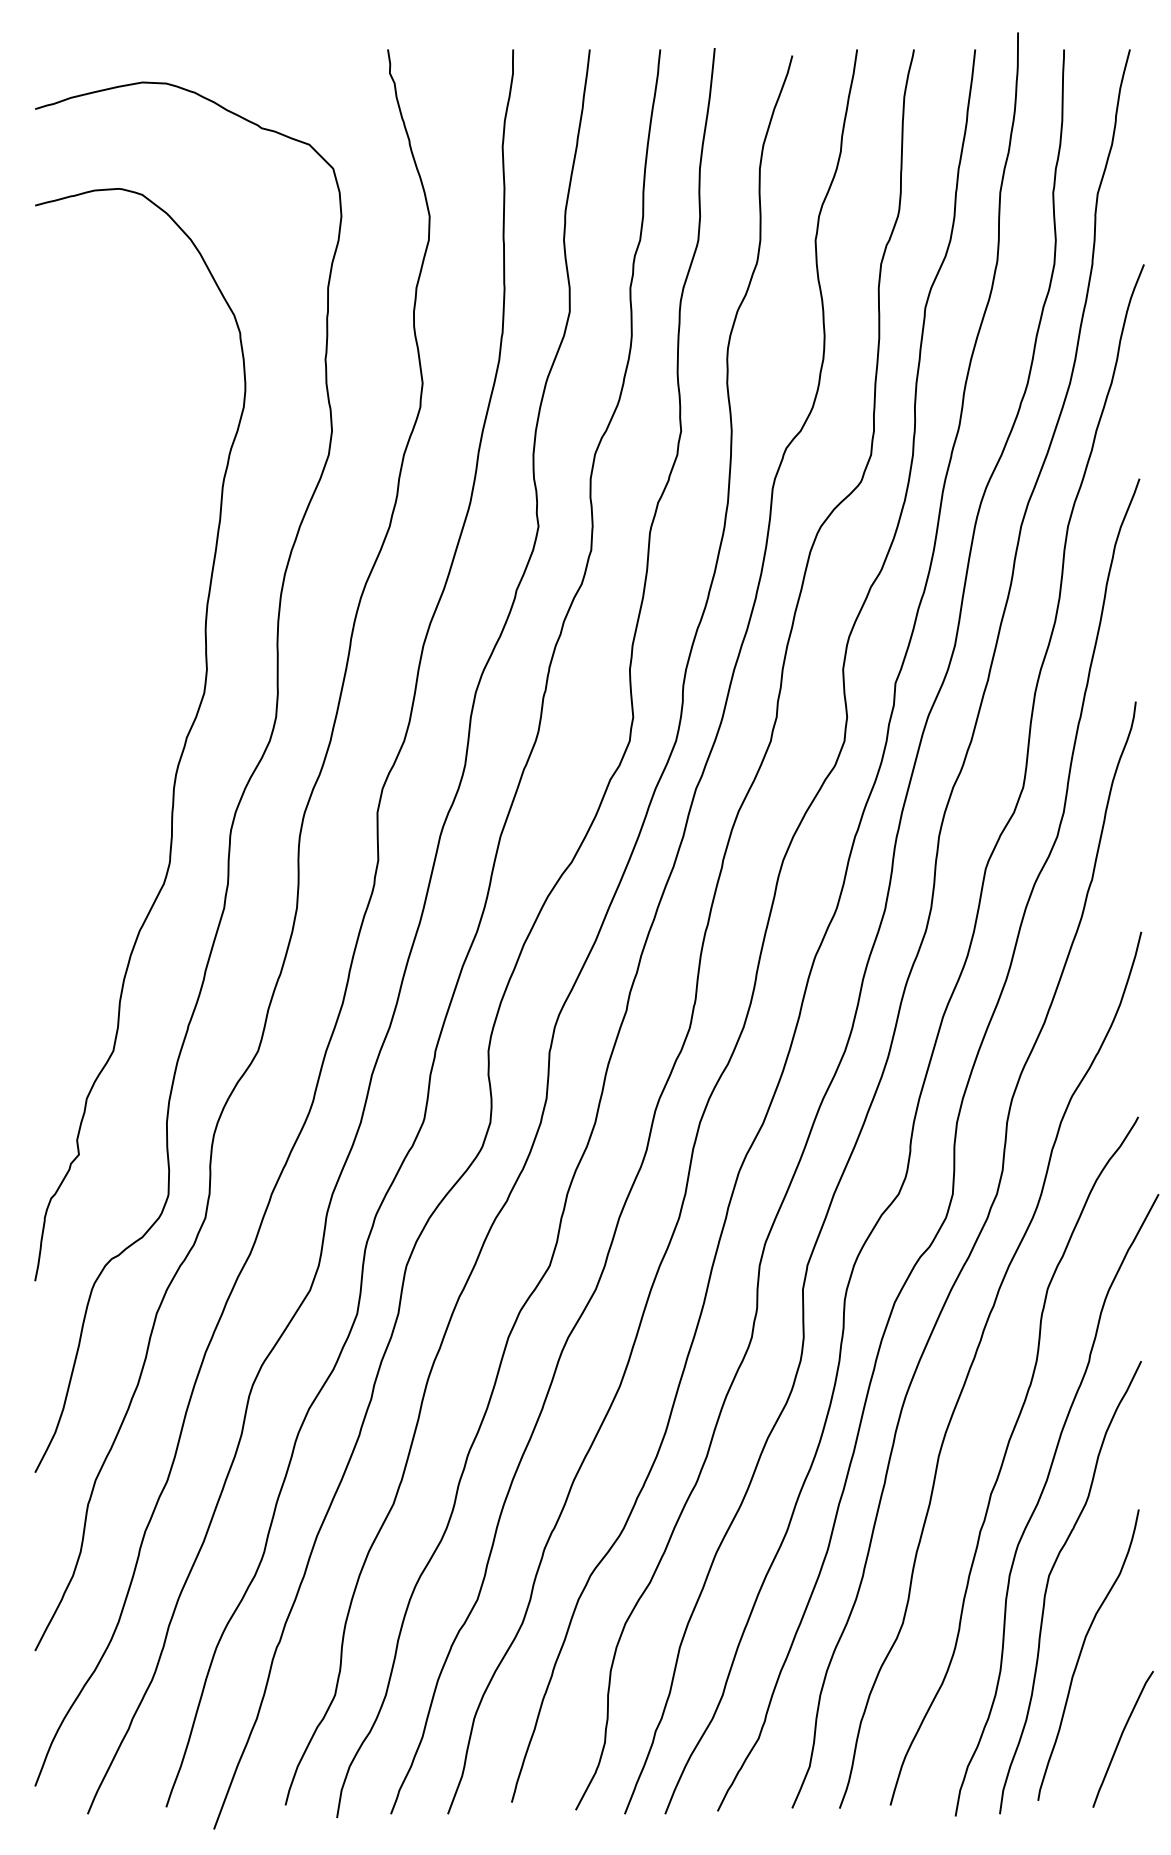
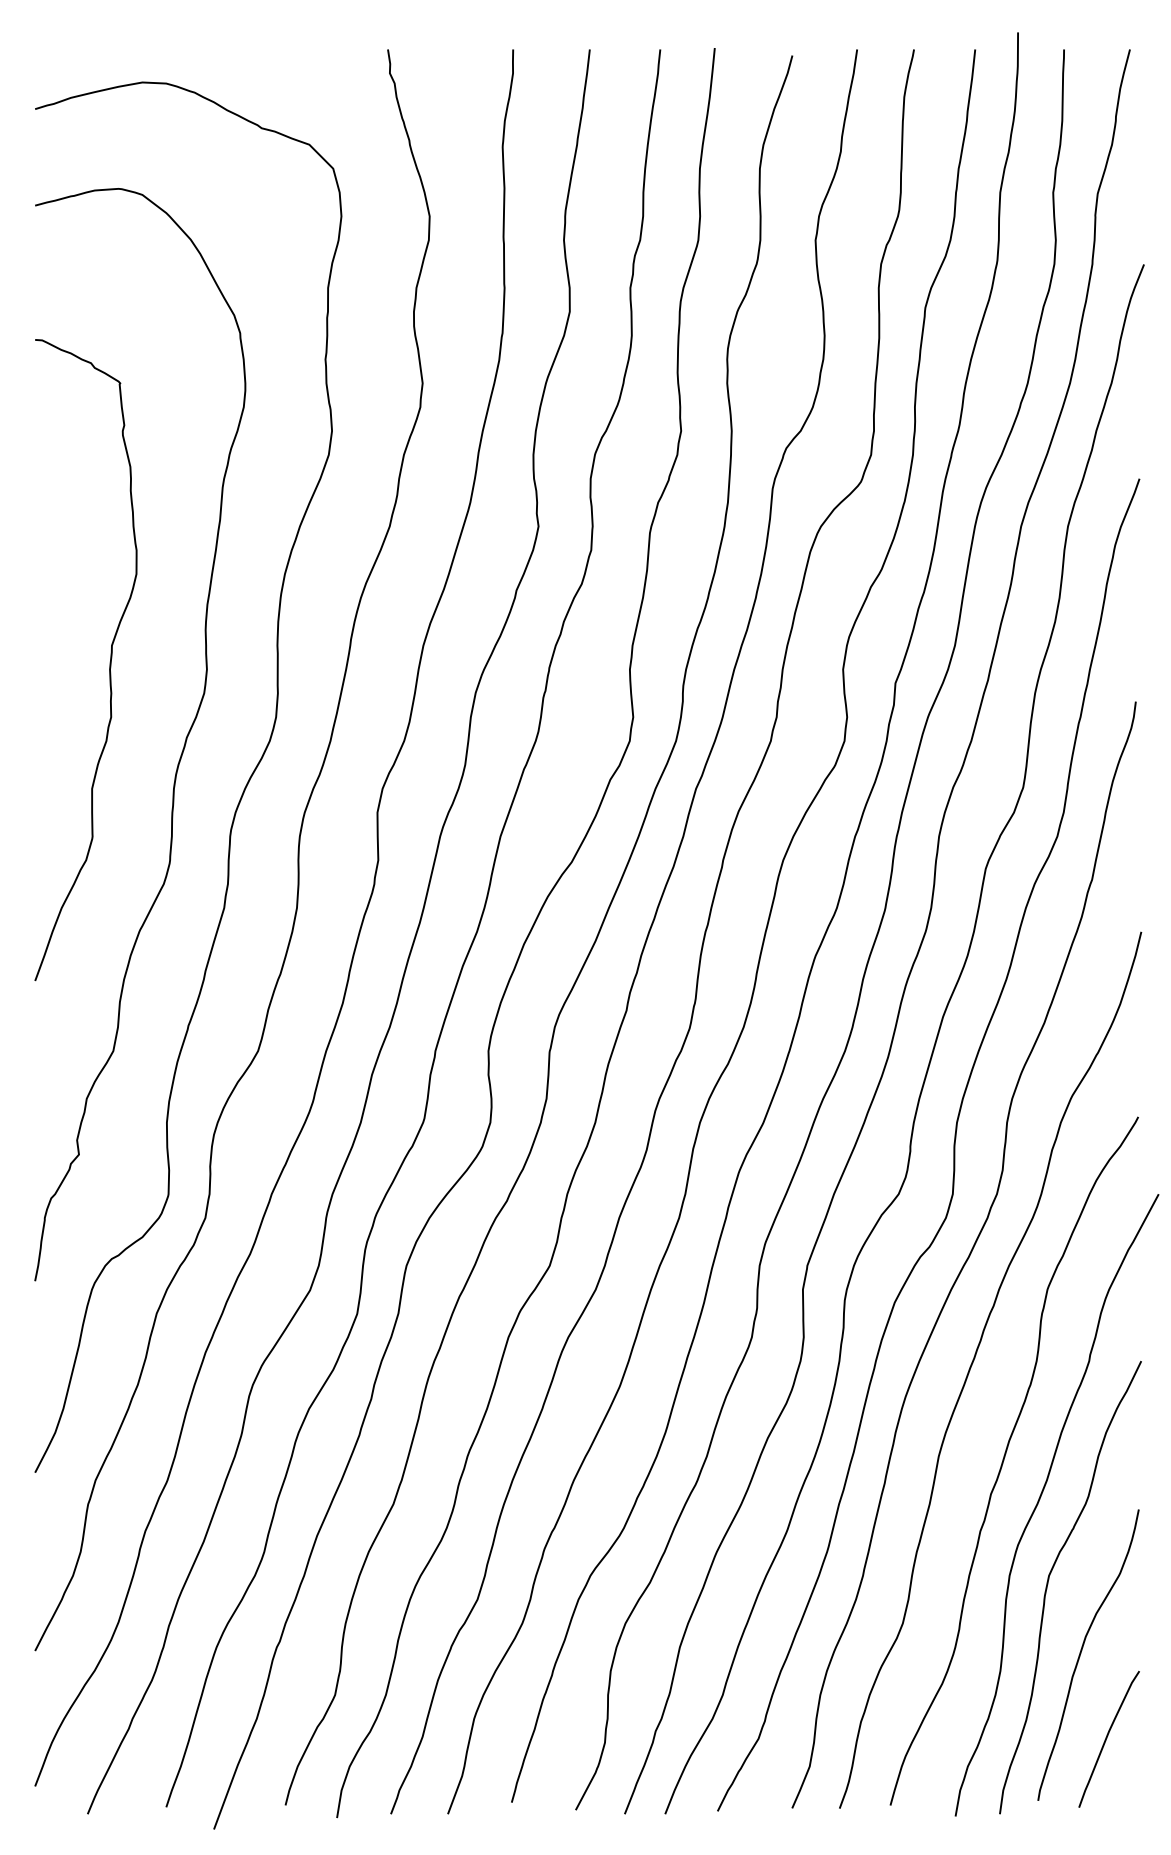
curve: none -> present (109, 662)
curve position: (1121, 1738) -> (1107, 1738) (1107, 1738)
